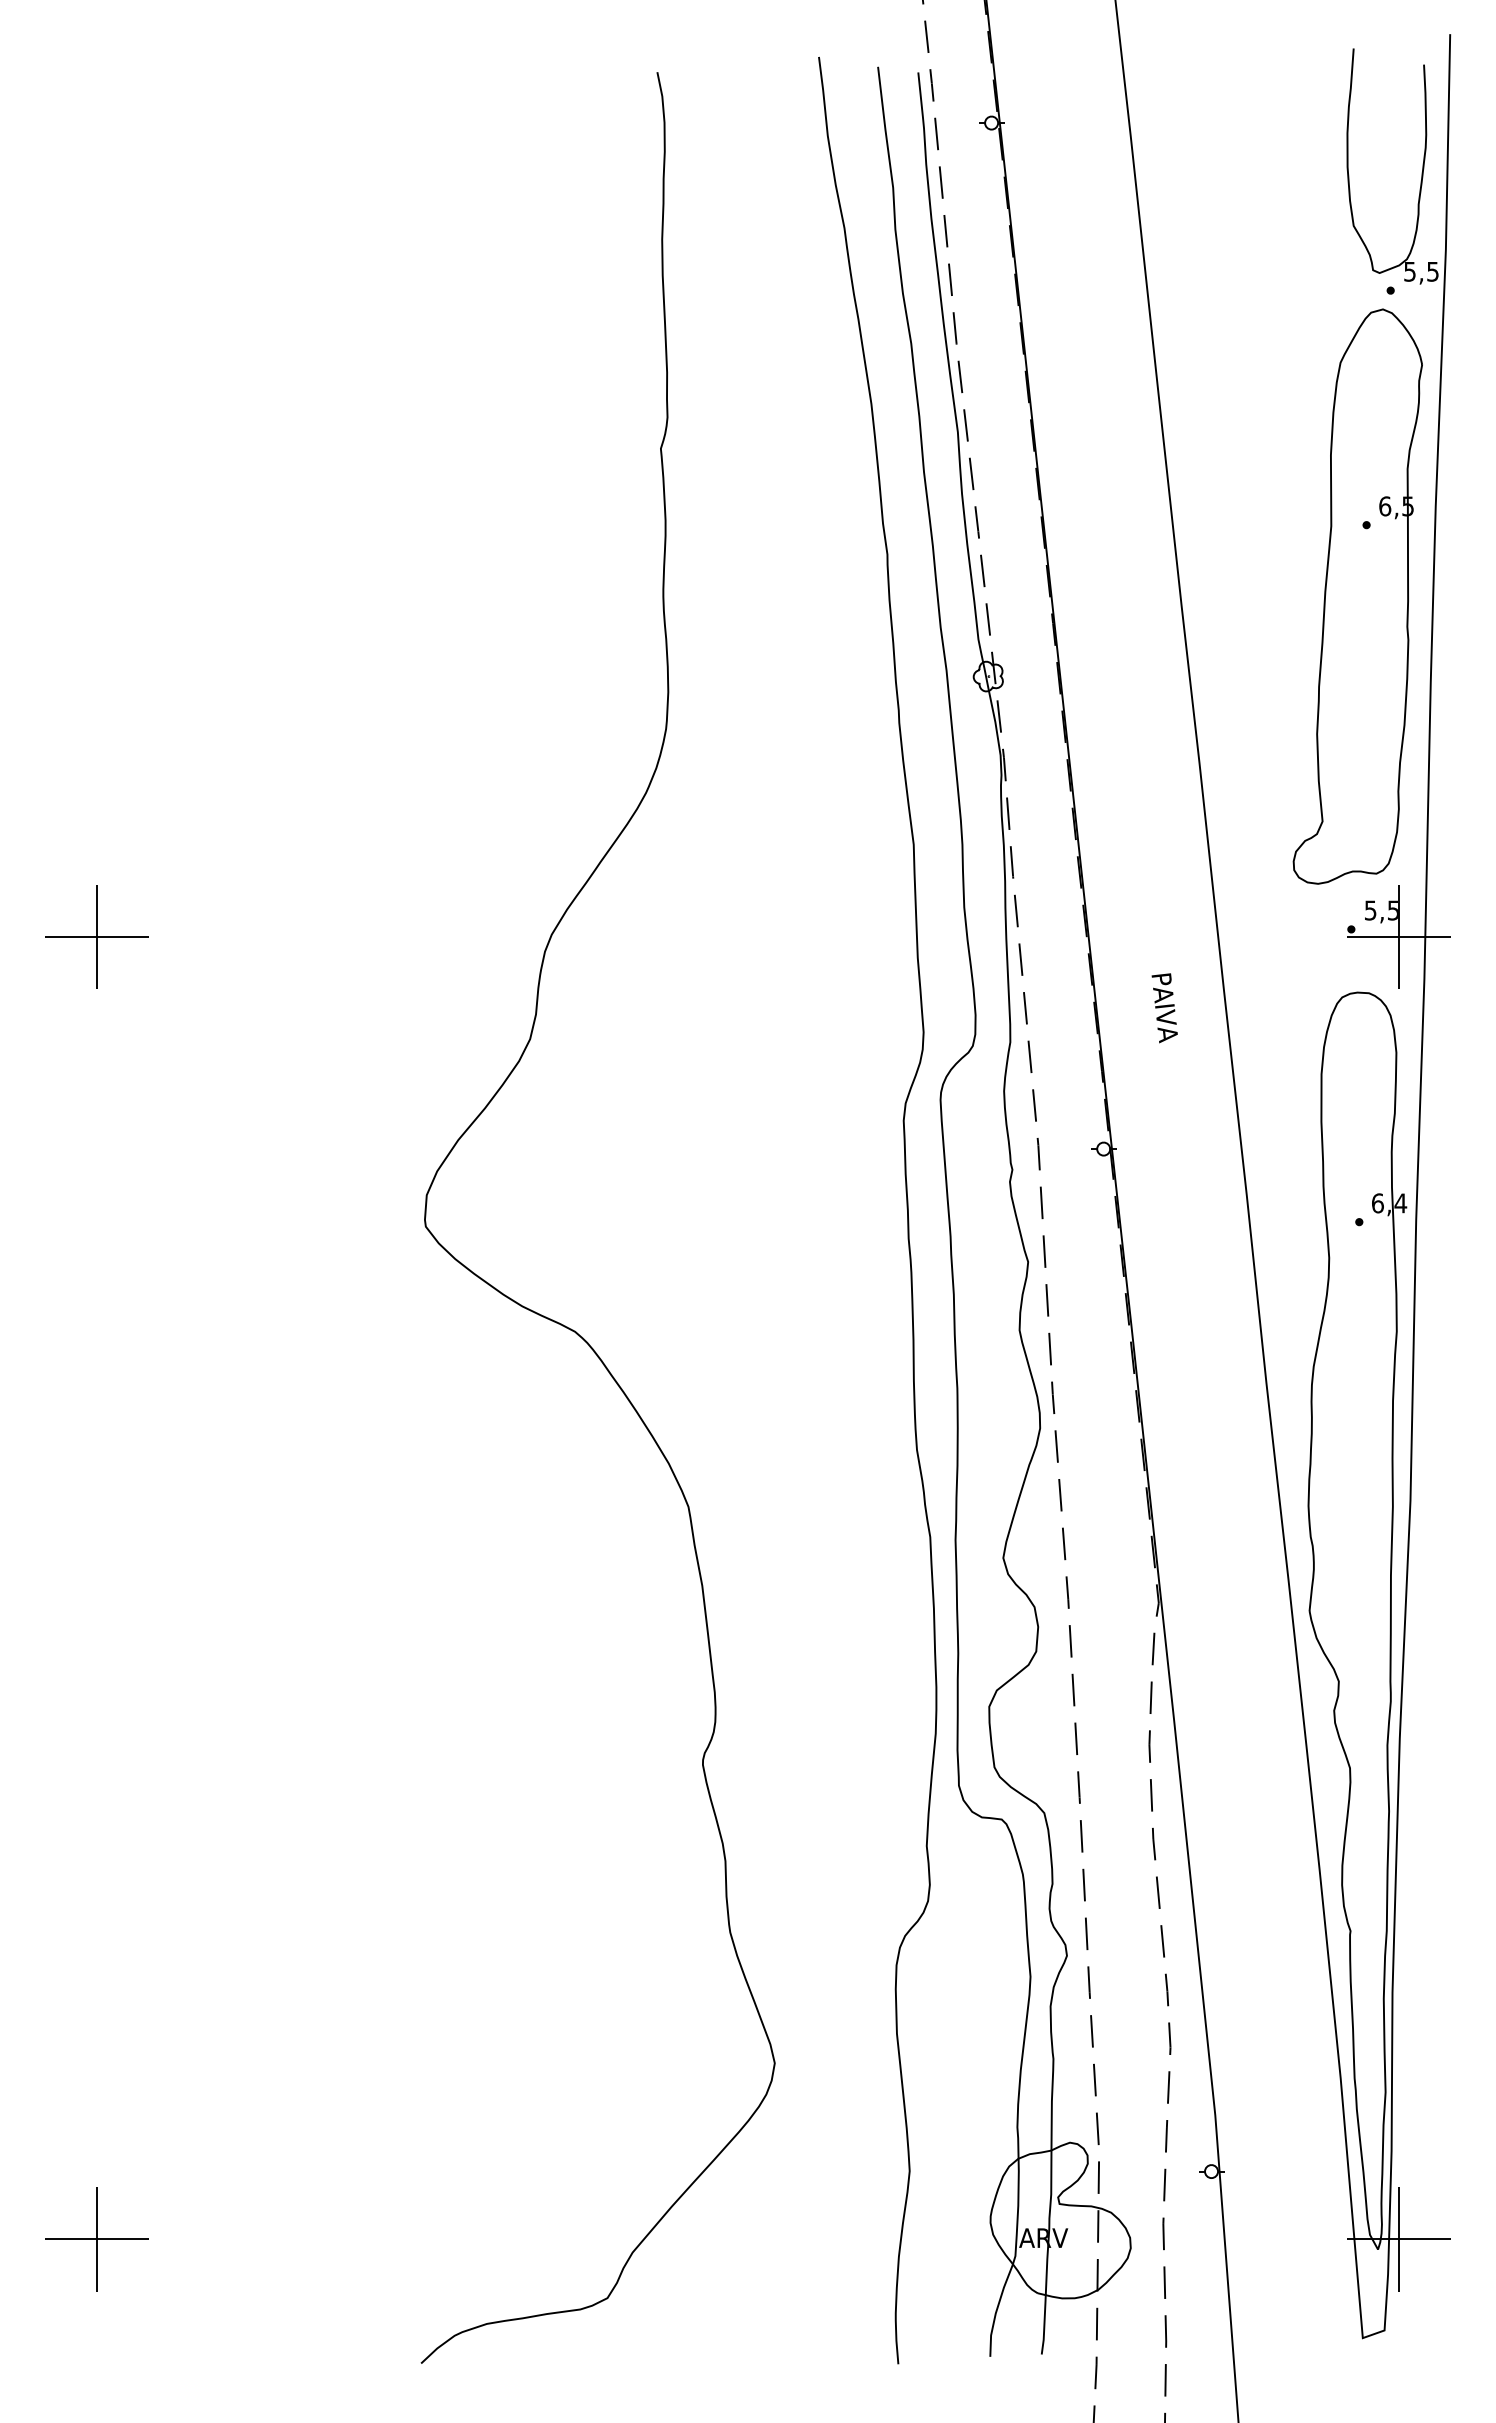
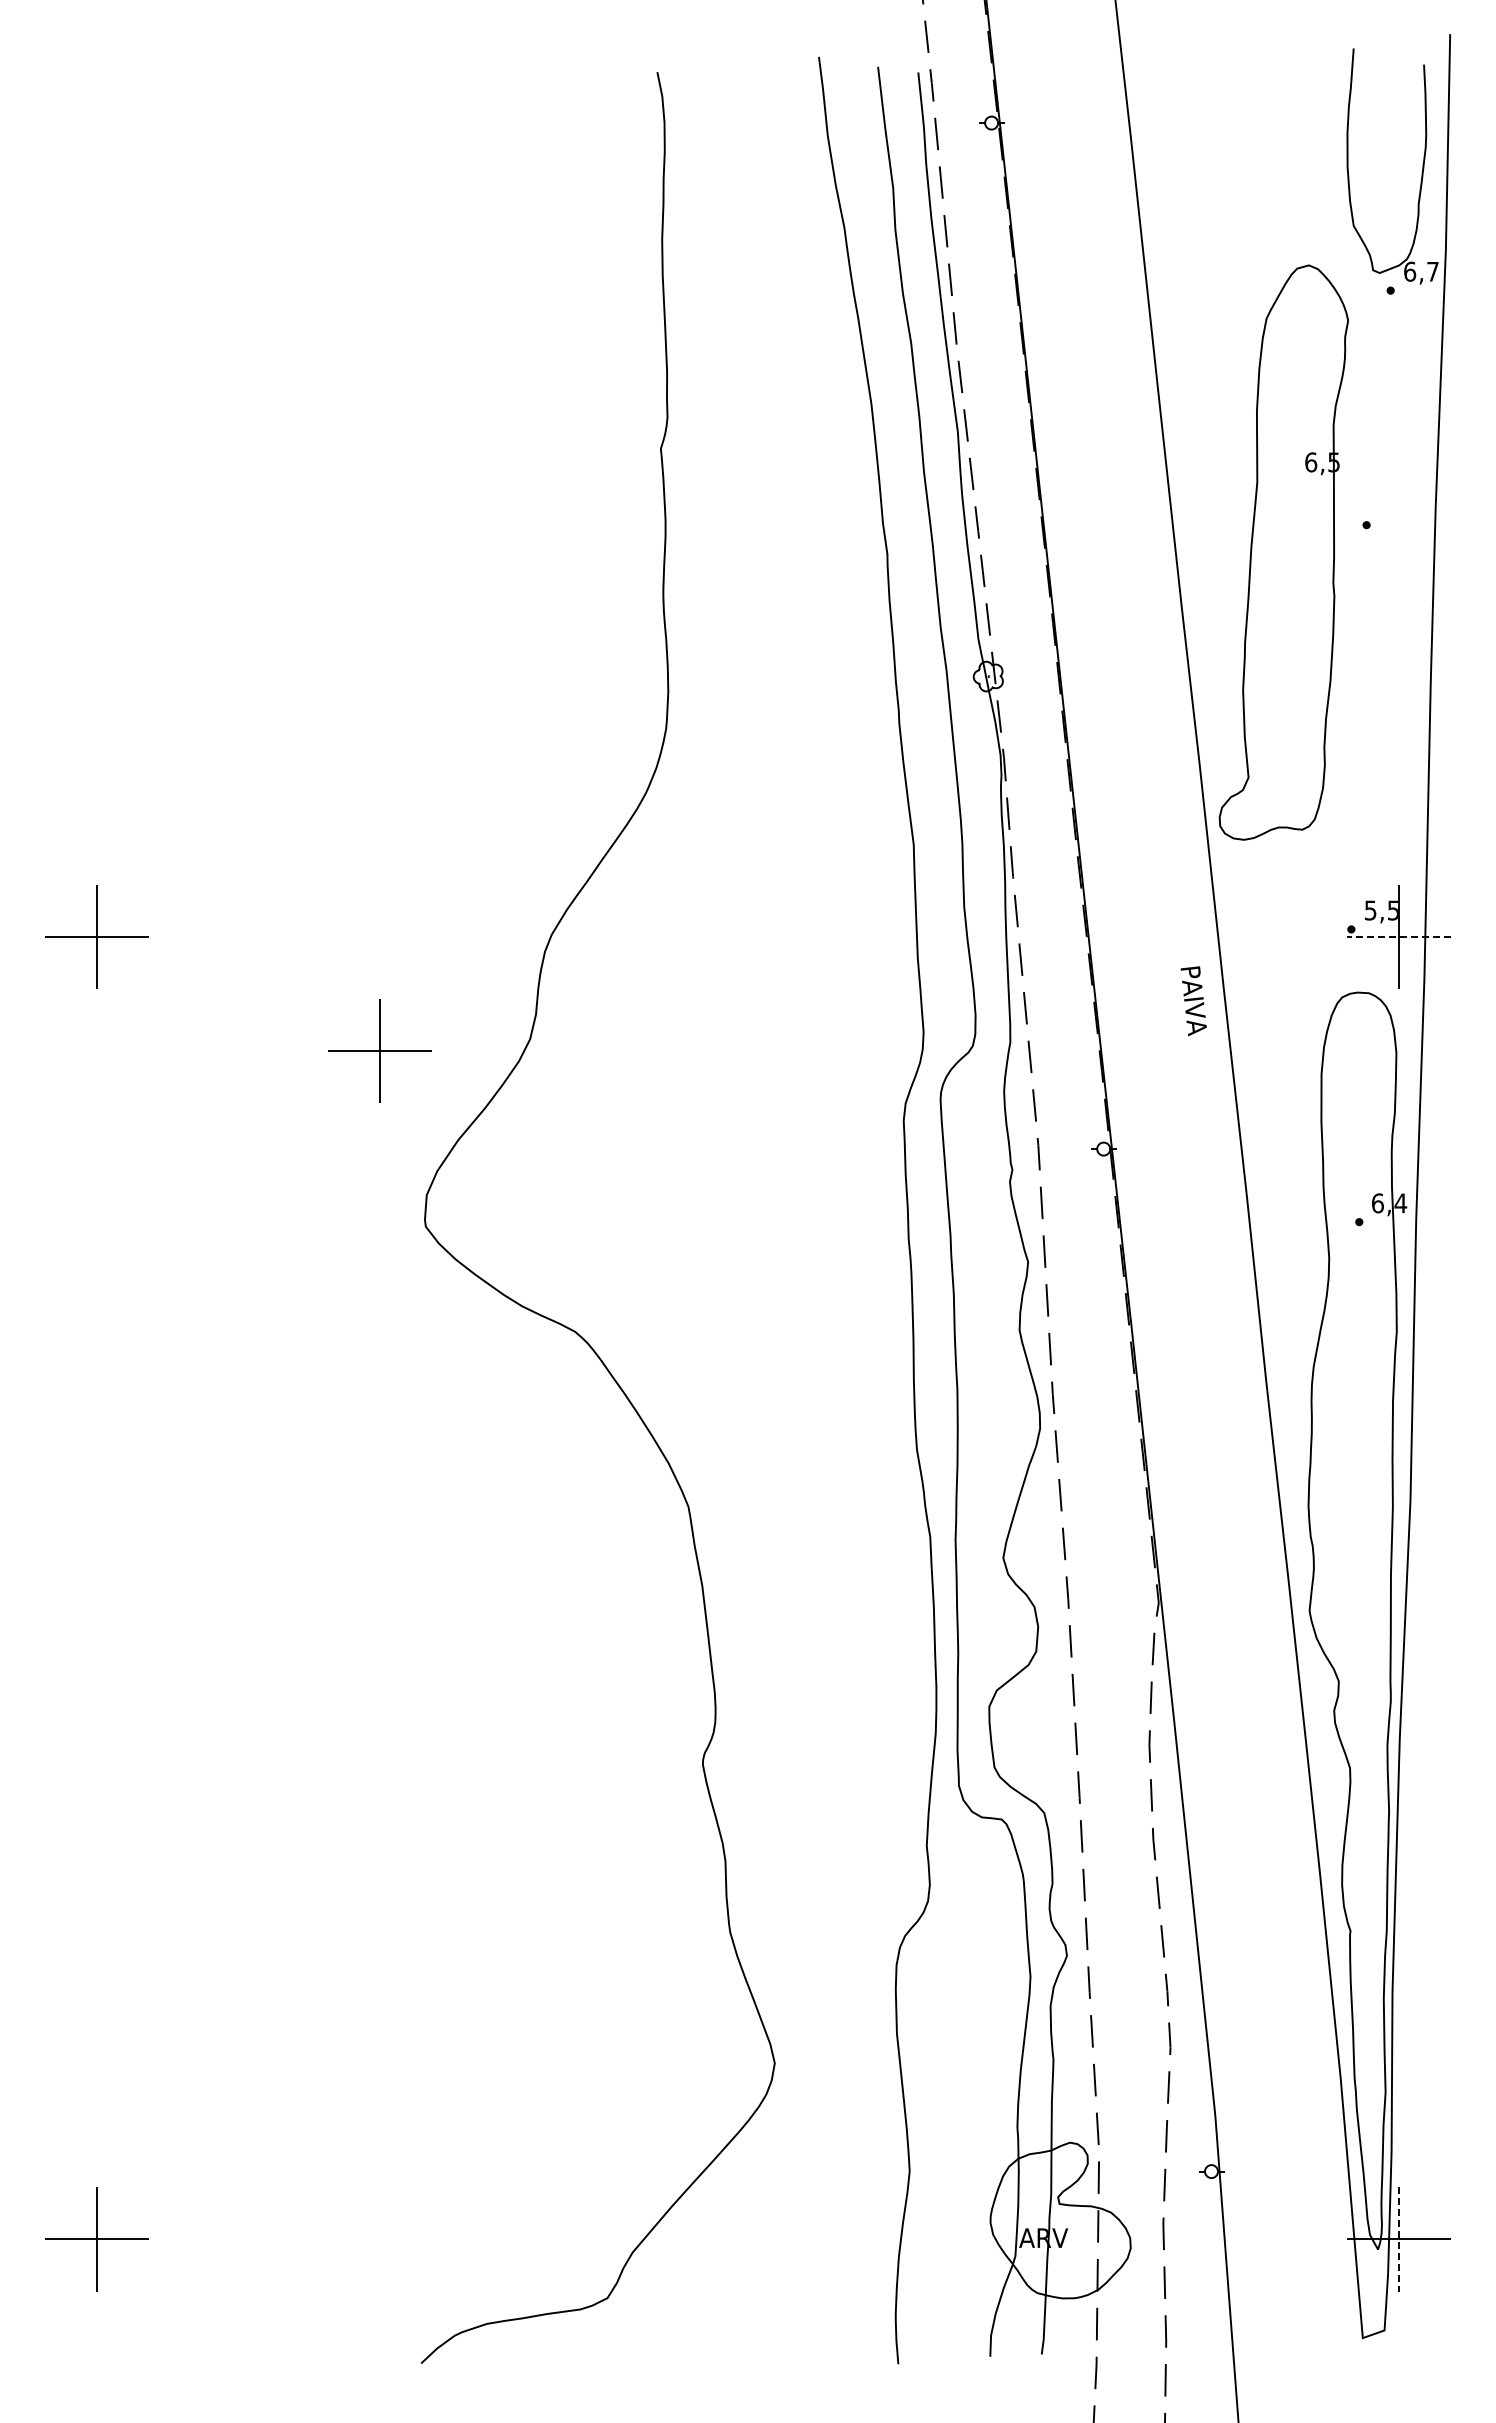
text: 5,5 -> 6,7 (1421, 271)
part position: (1357, 596) -> (1283, 552) (1283, 552)
line: solid -> dashed (1398, 937)
text position: (1164, 1008) -> (1193, 1001) (1193, 1001)
part: none -> present (379, 1050)
line: solid -> dashed (1399, 2239)
